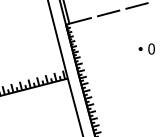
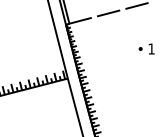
text: 0 -> 1 (151, 48)
